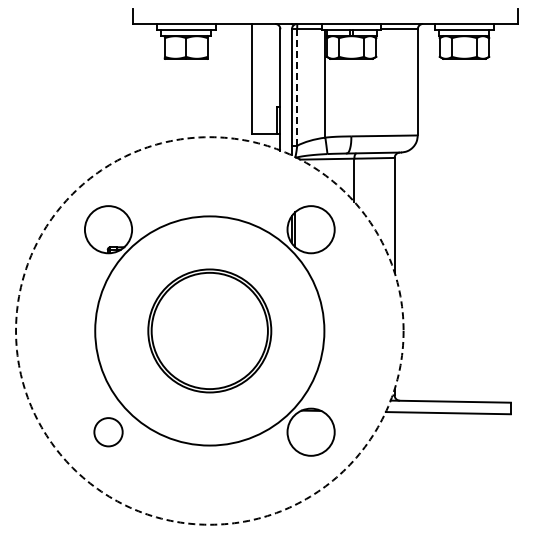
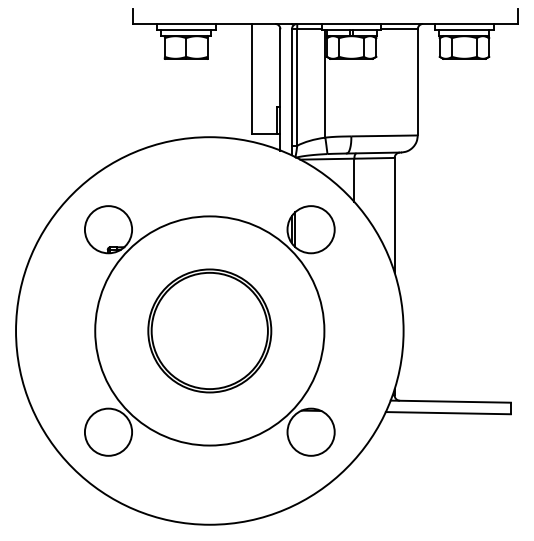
line: dashed -> solid (297, 88)
circle: dashed -> solid (209, 330)
circle diameter: 28 px -> 47 px (108, 431)
